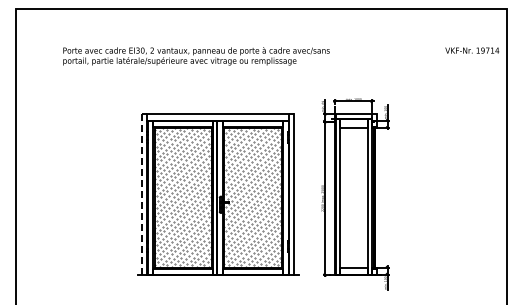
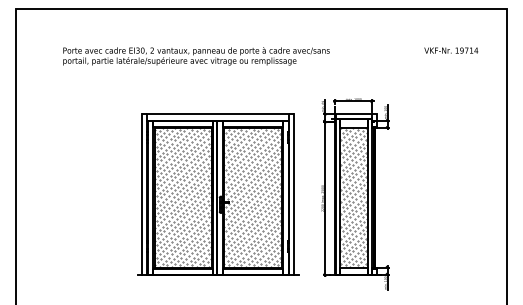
text position: (472, 50) -> (451, 50) (451, 50)
line: dashed -> solid (142, 194)
hatch: none -> present (354, 197)
